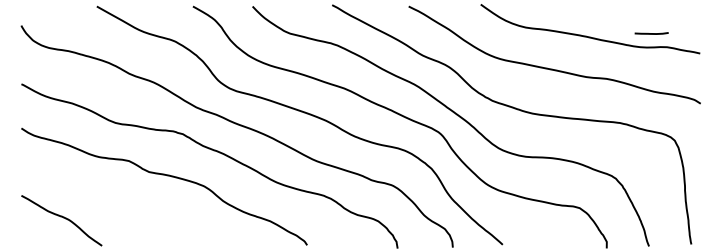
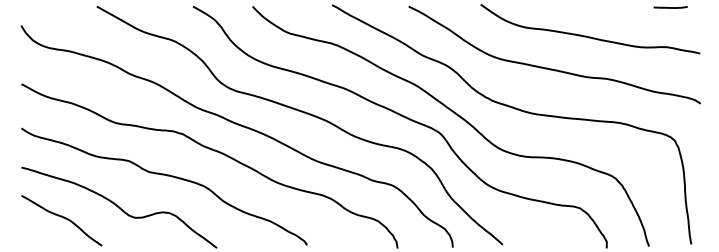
line position: (651, 33) -> (670, 7) (670, 7)
curve: none -> present (119, 207)
